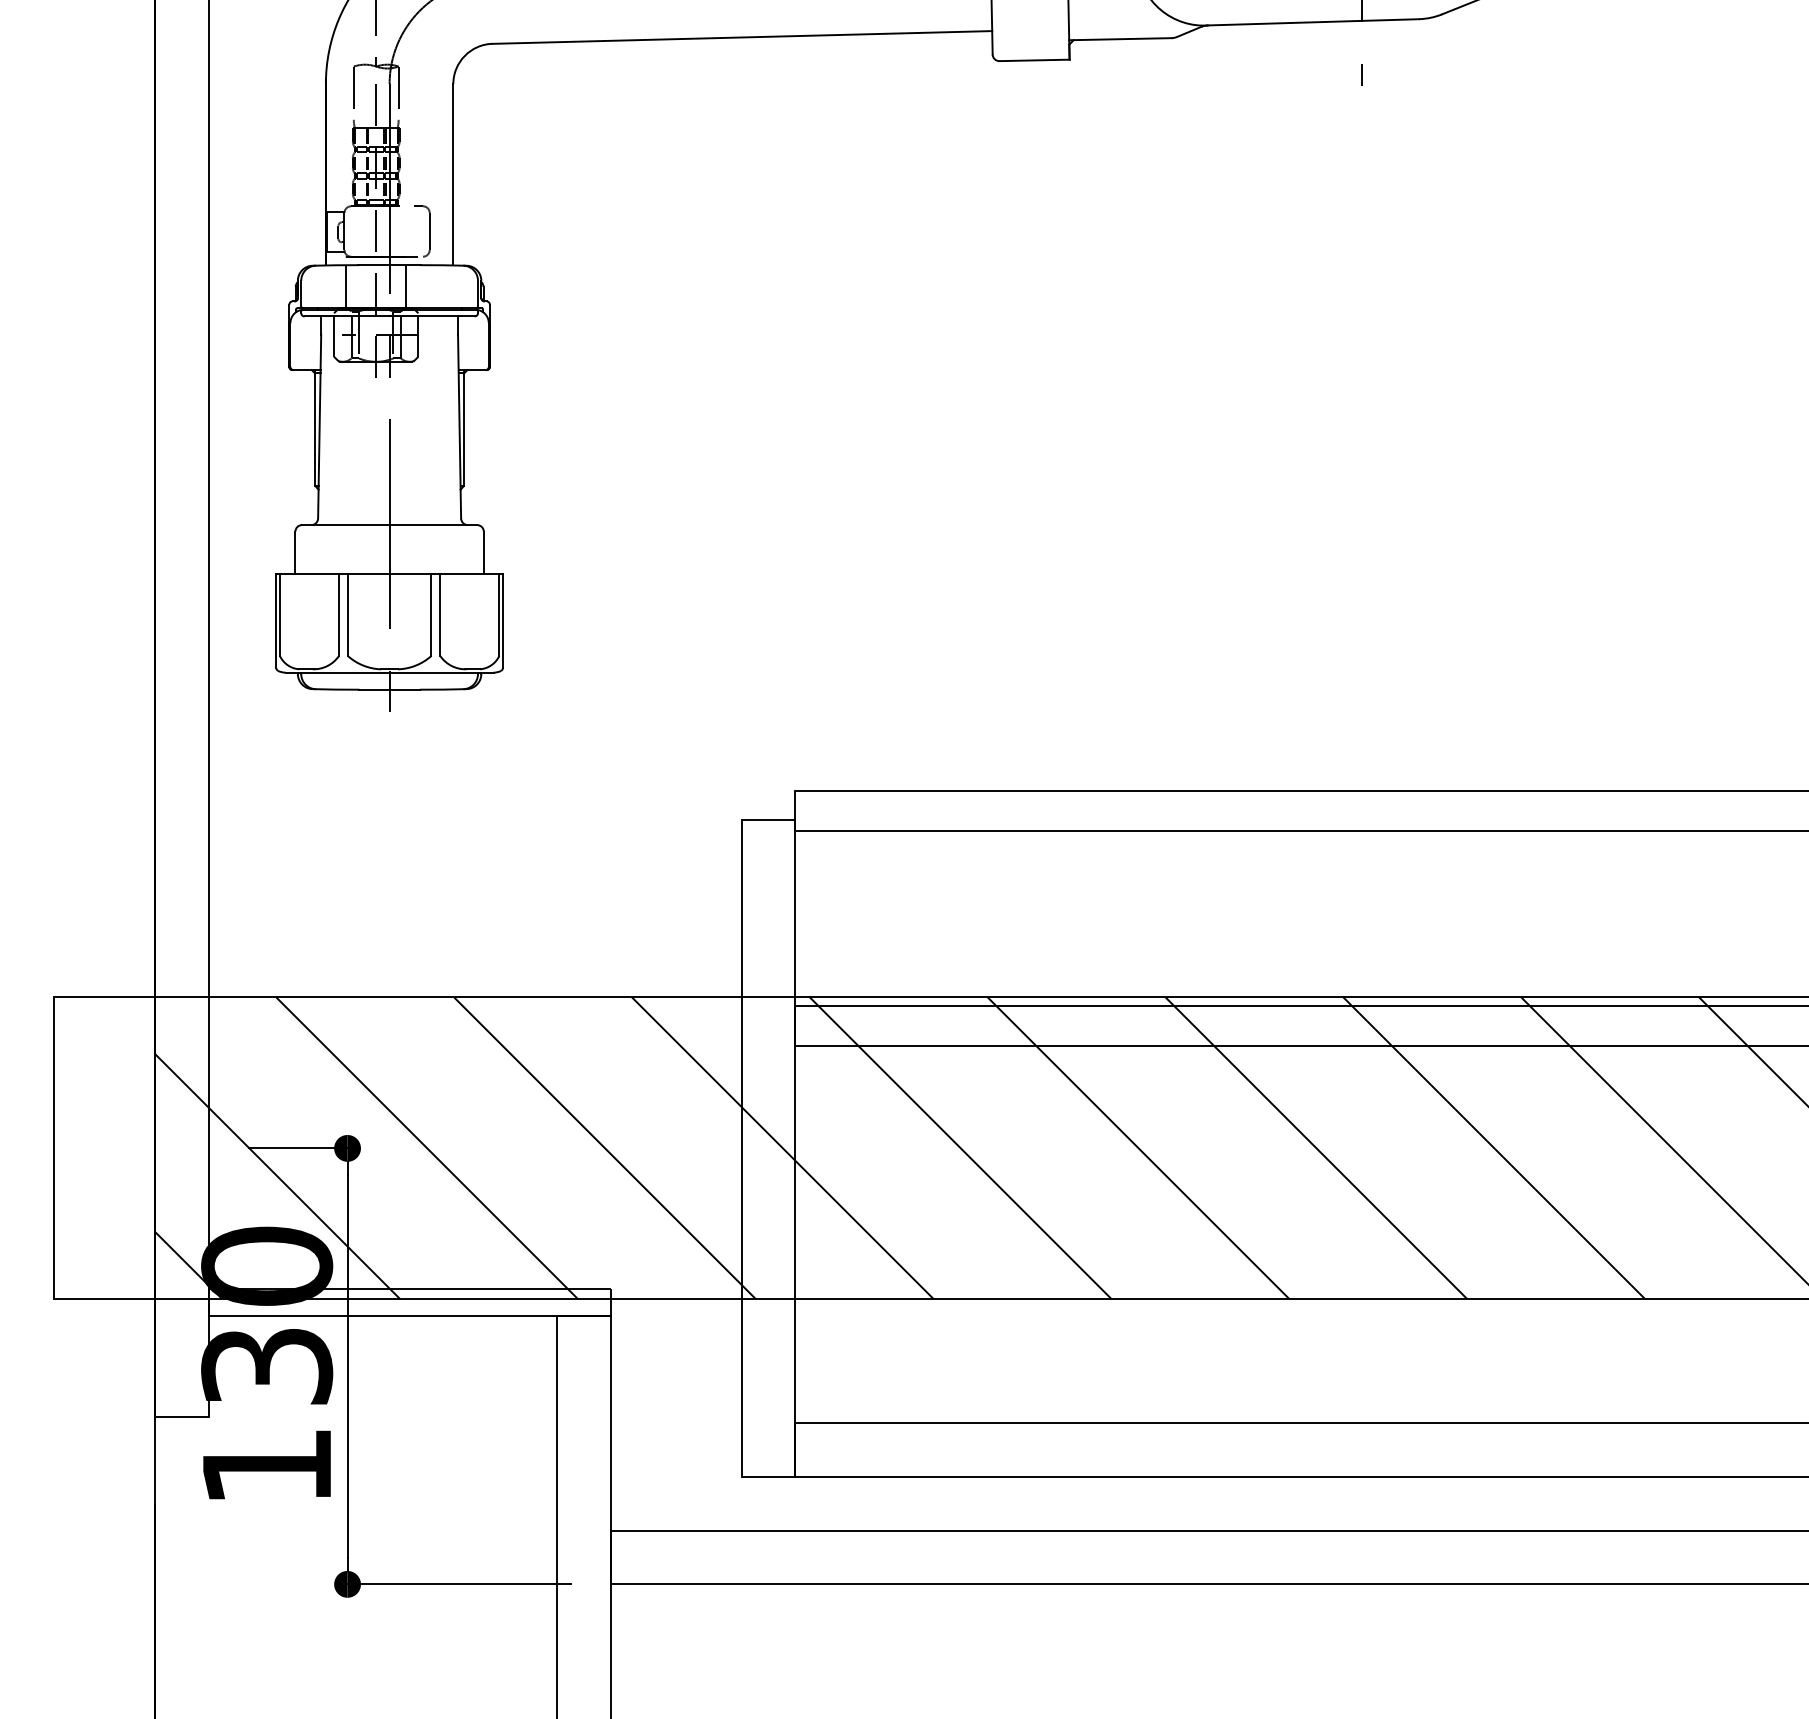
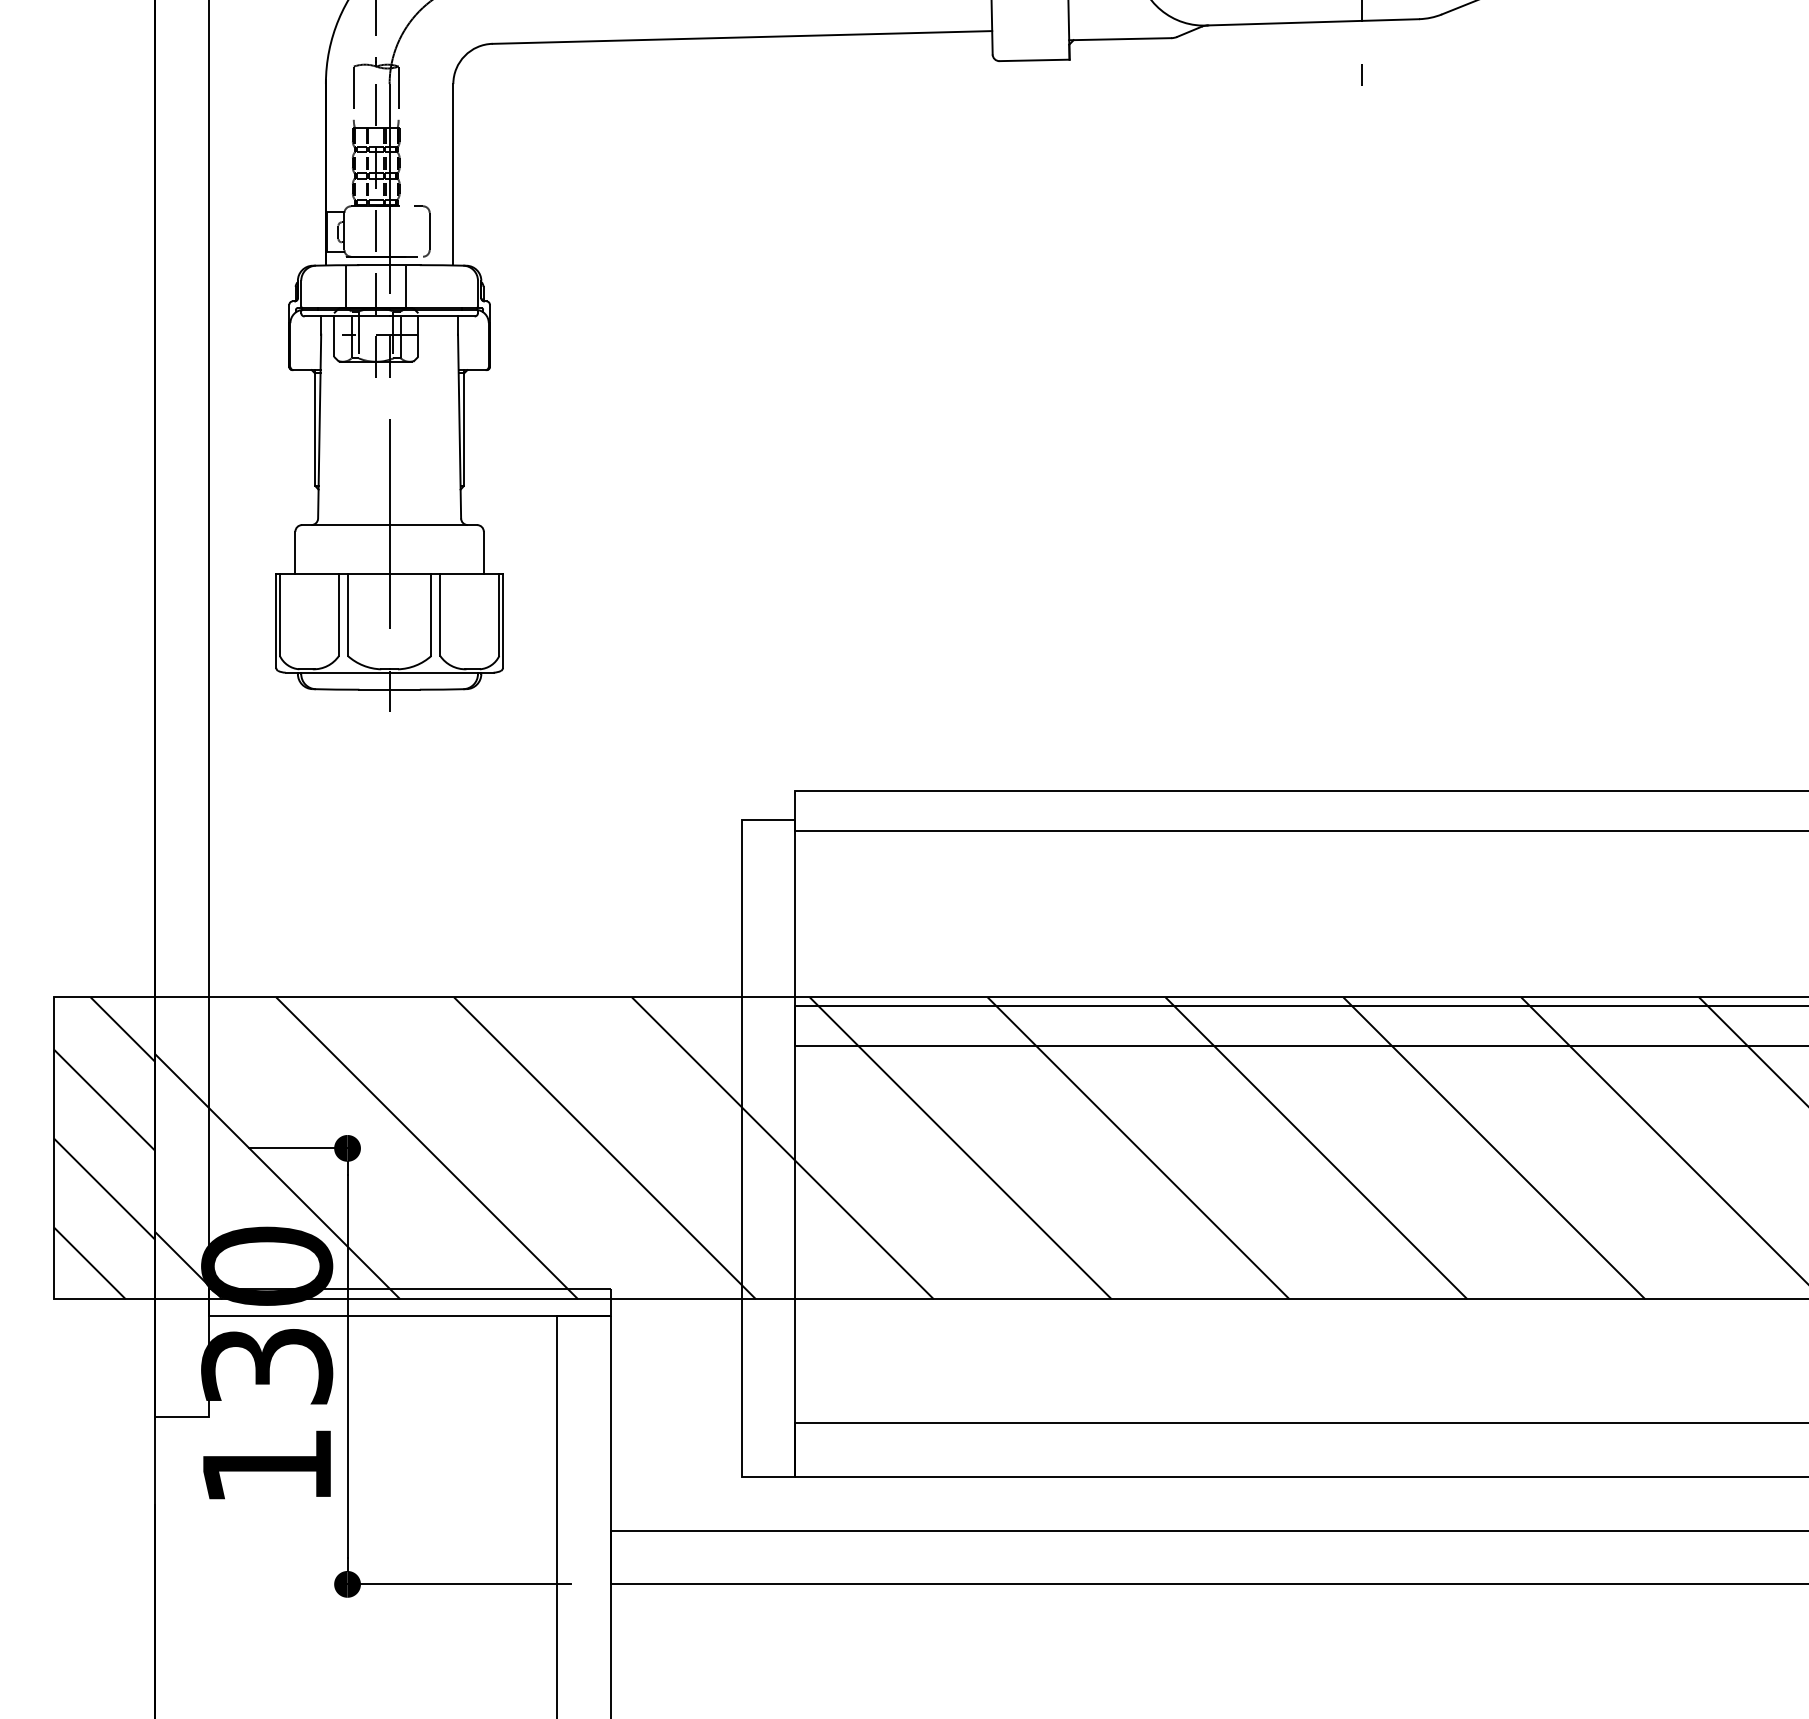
hatch: none -> present (104, 1148)
